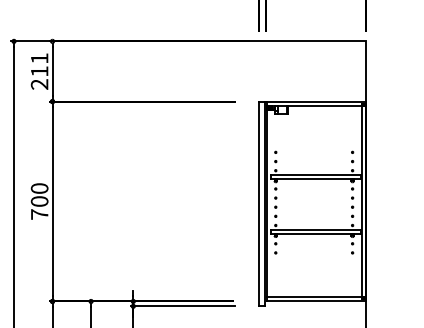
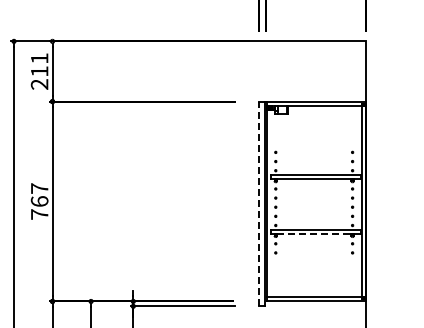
text: 700 -> 767 (39, 194)
line: solid -> dashed (259, 203)
line: solid -> dashed (314, 234)
